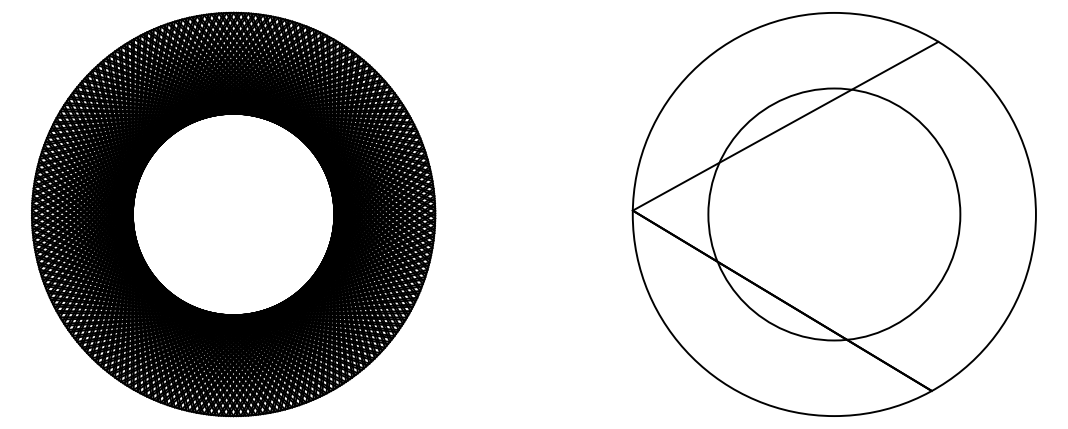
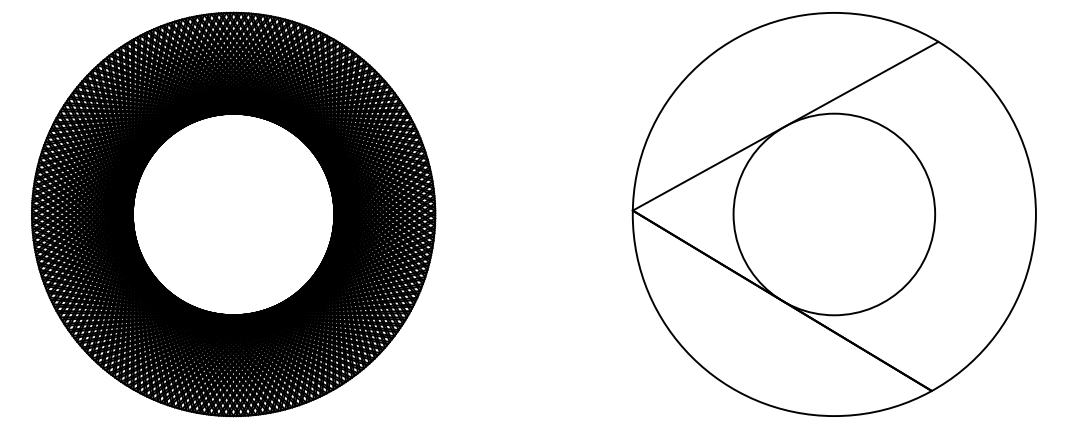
circle diameter: 252 px -> 202 px (834, 214)
